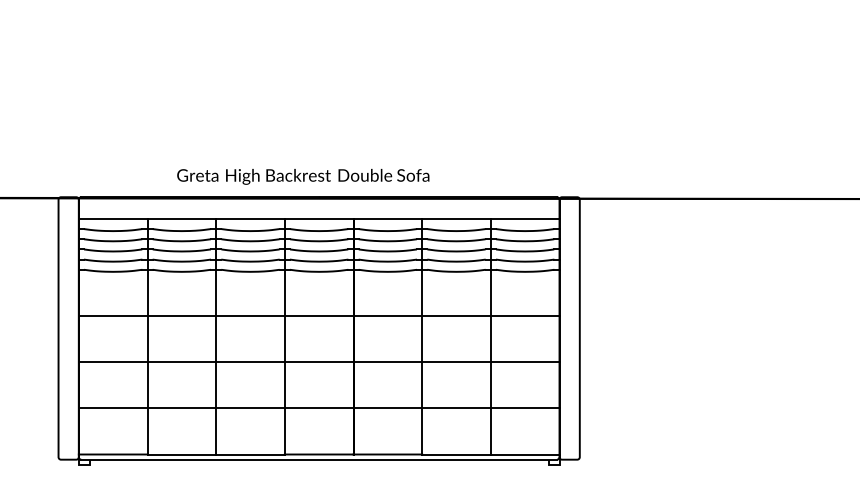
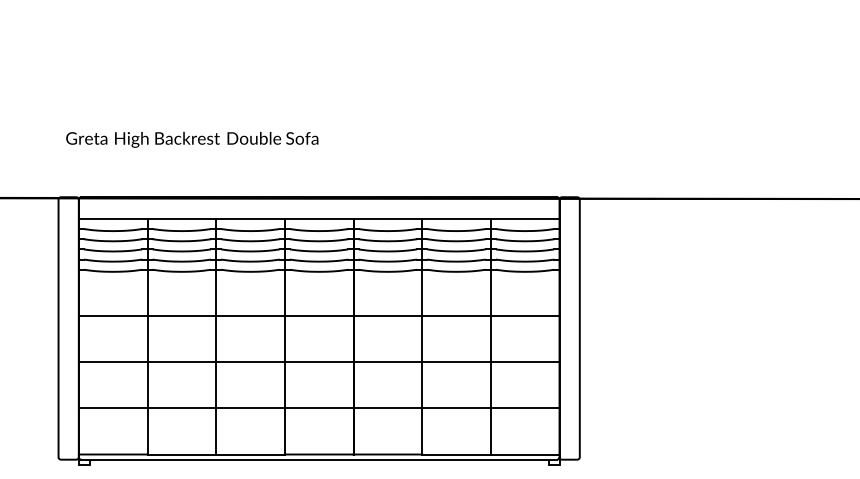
text position: (303, 176) -> (192, 139) (192, 139)
